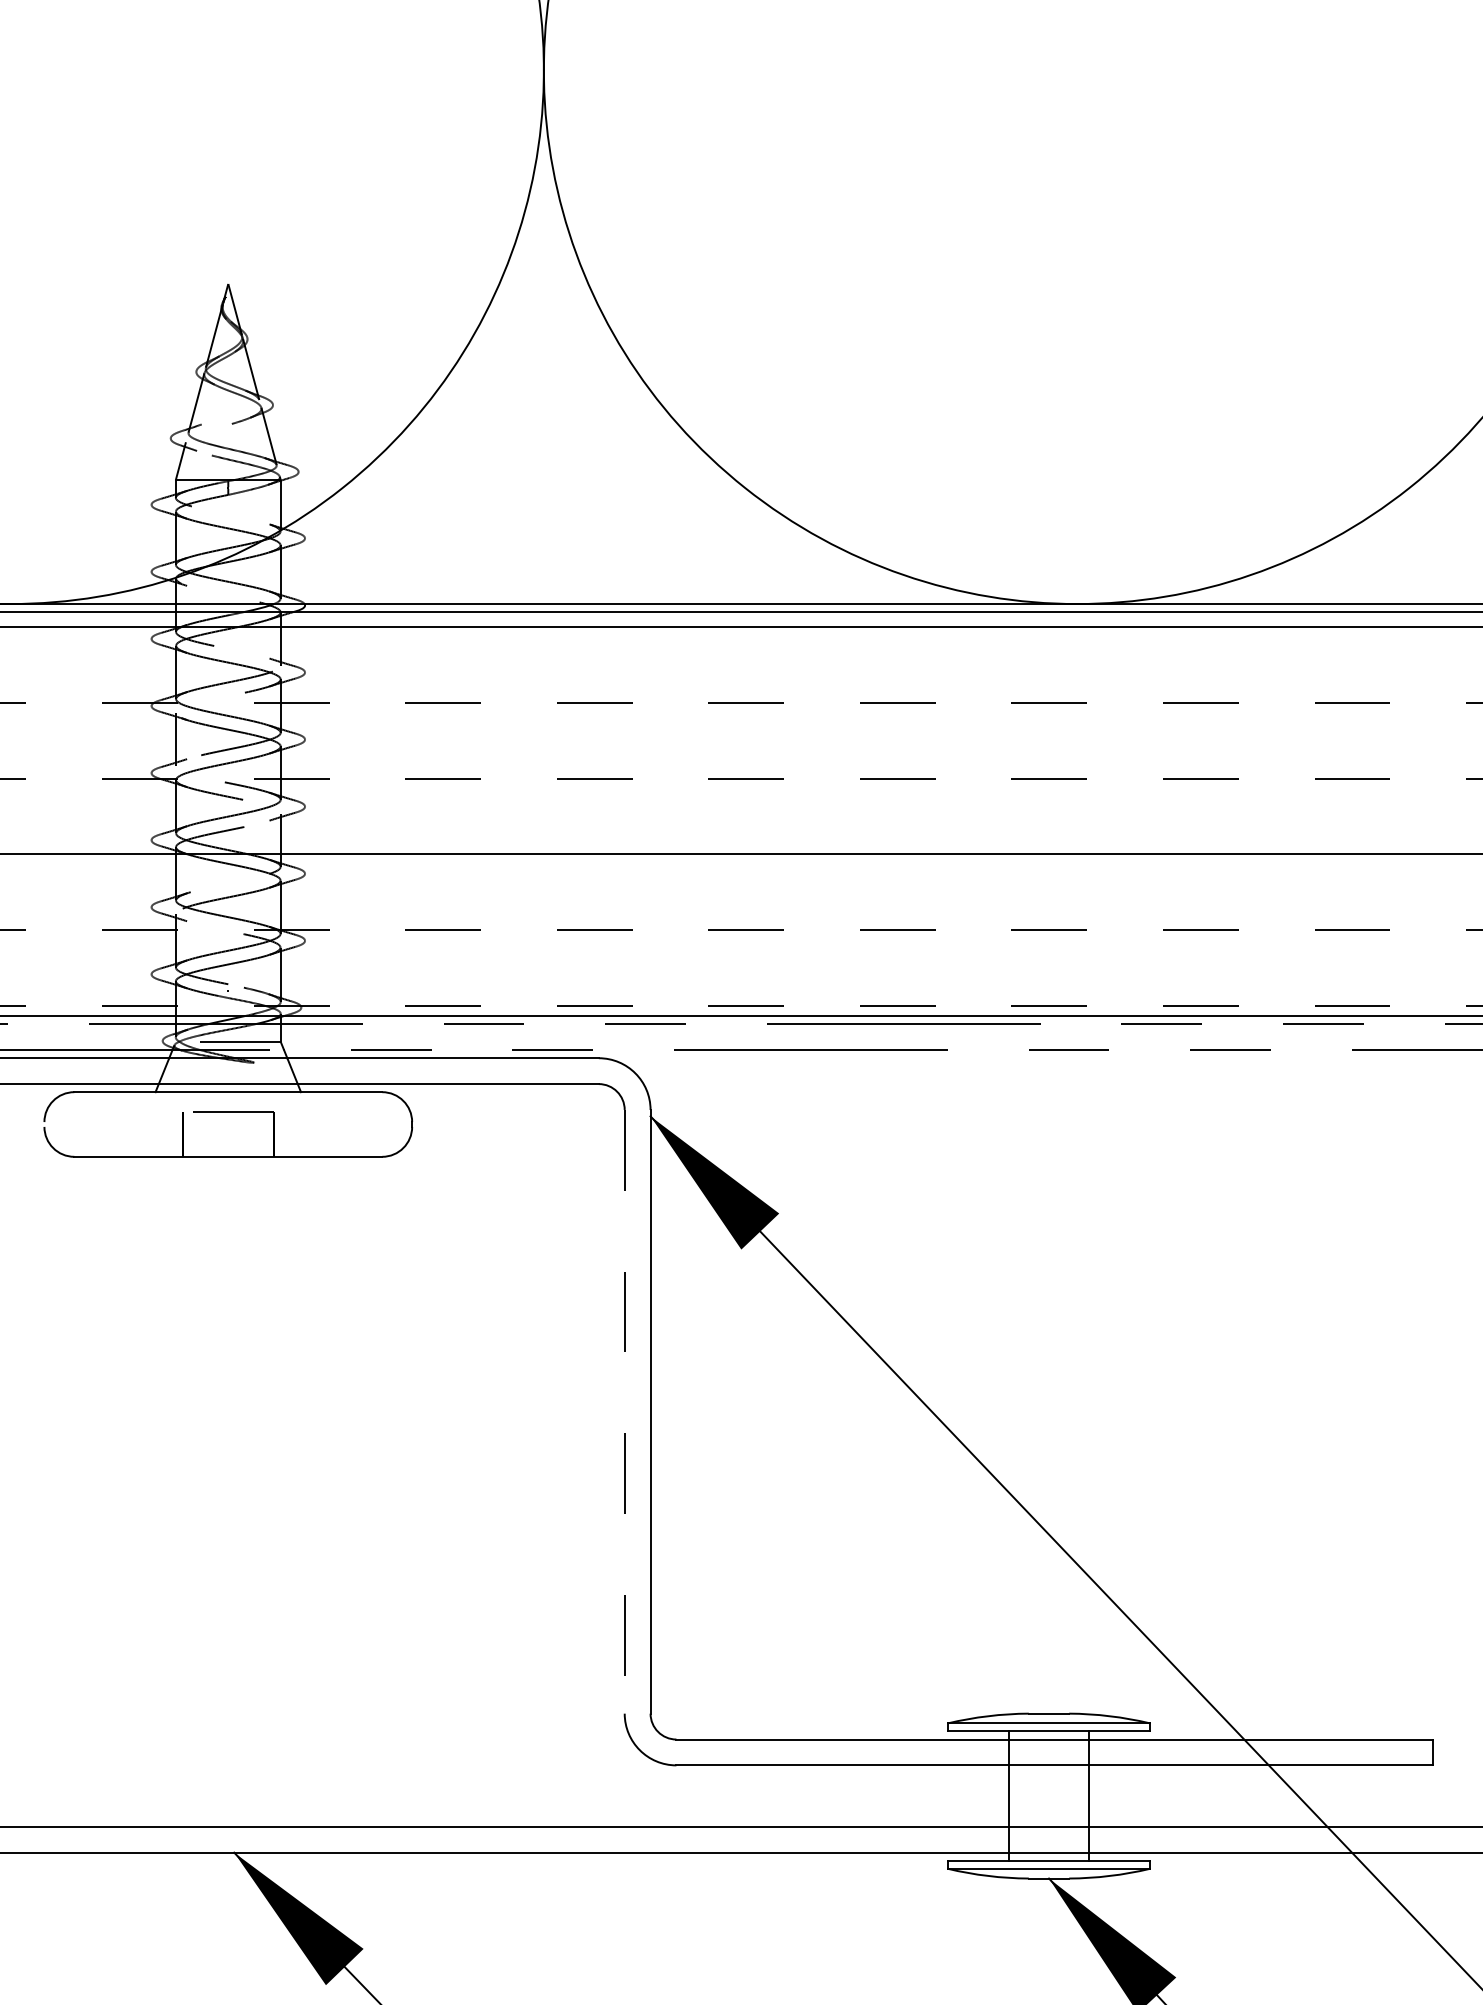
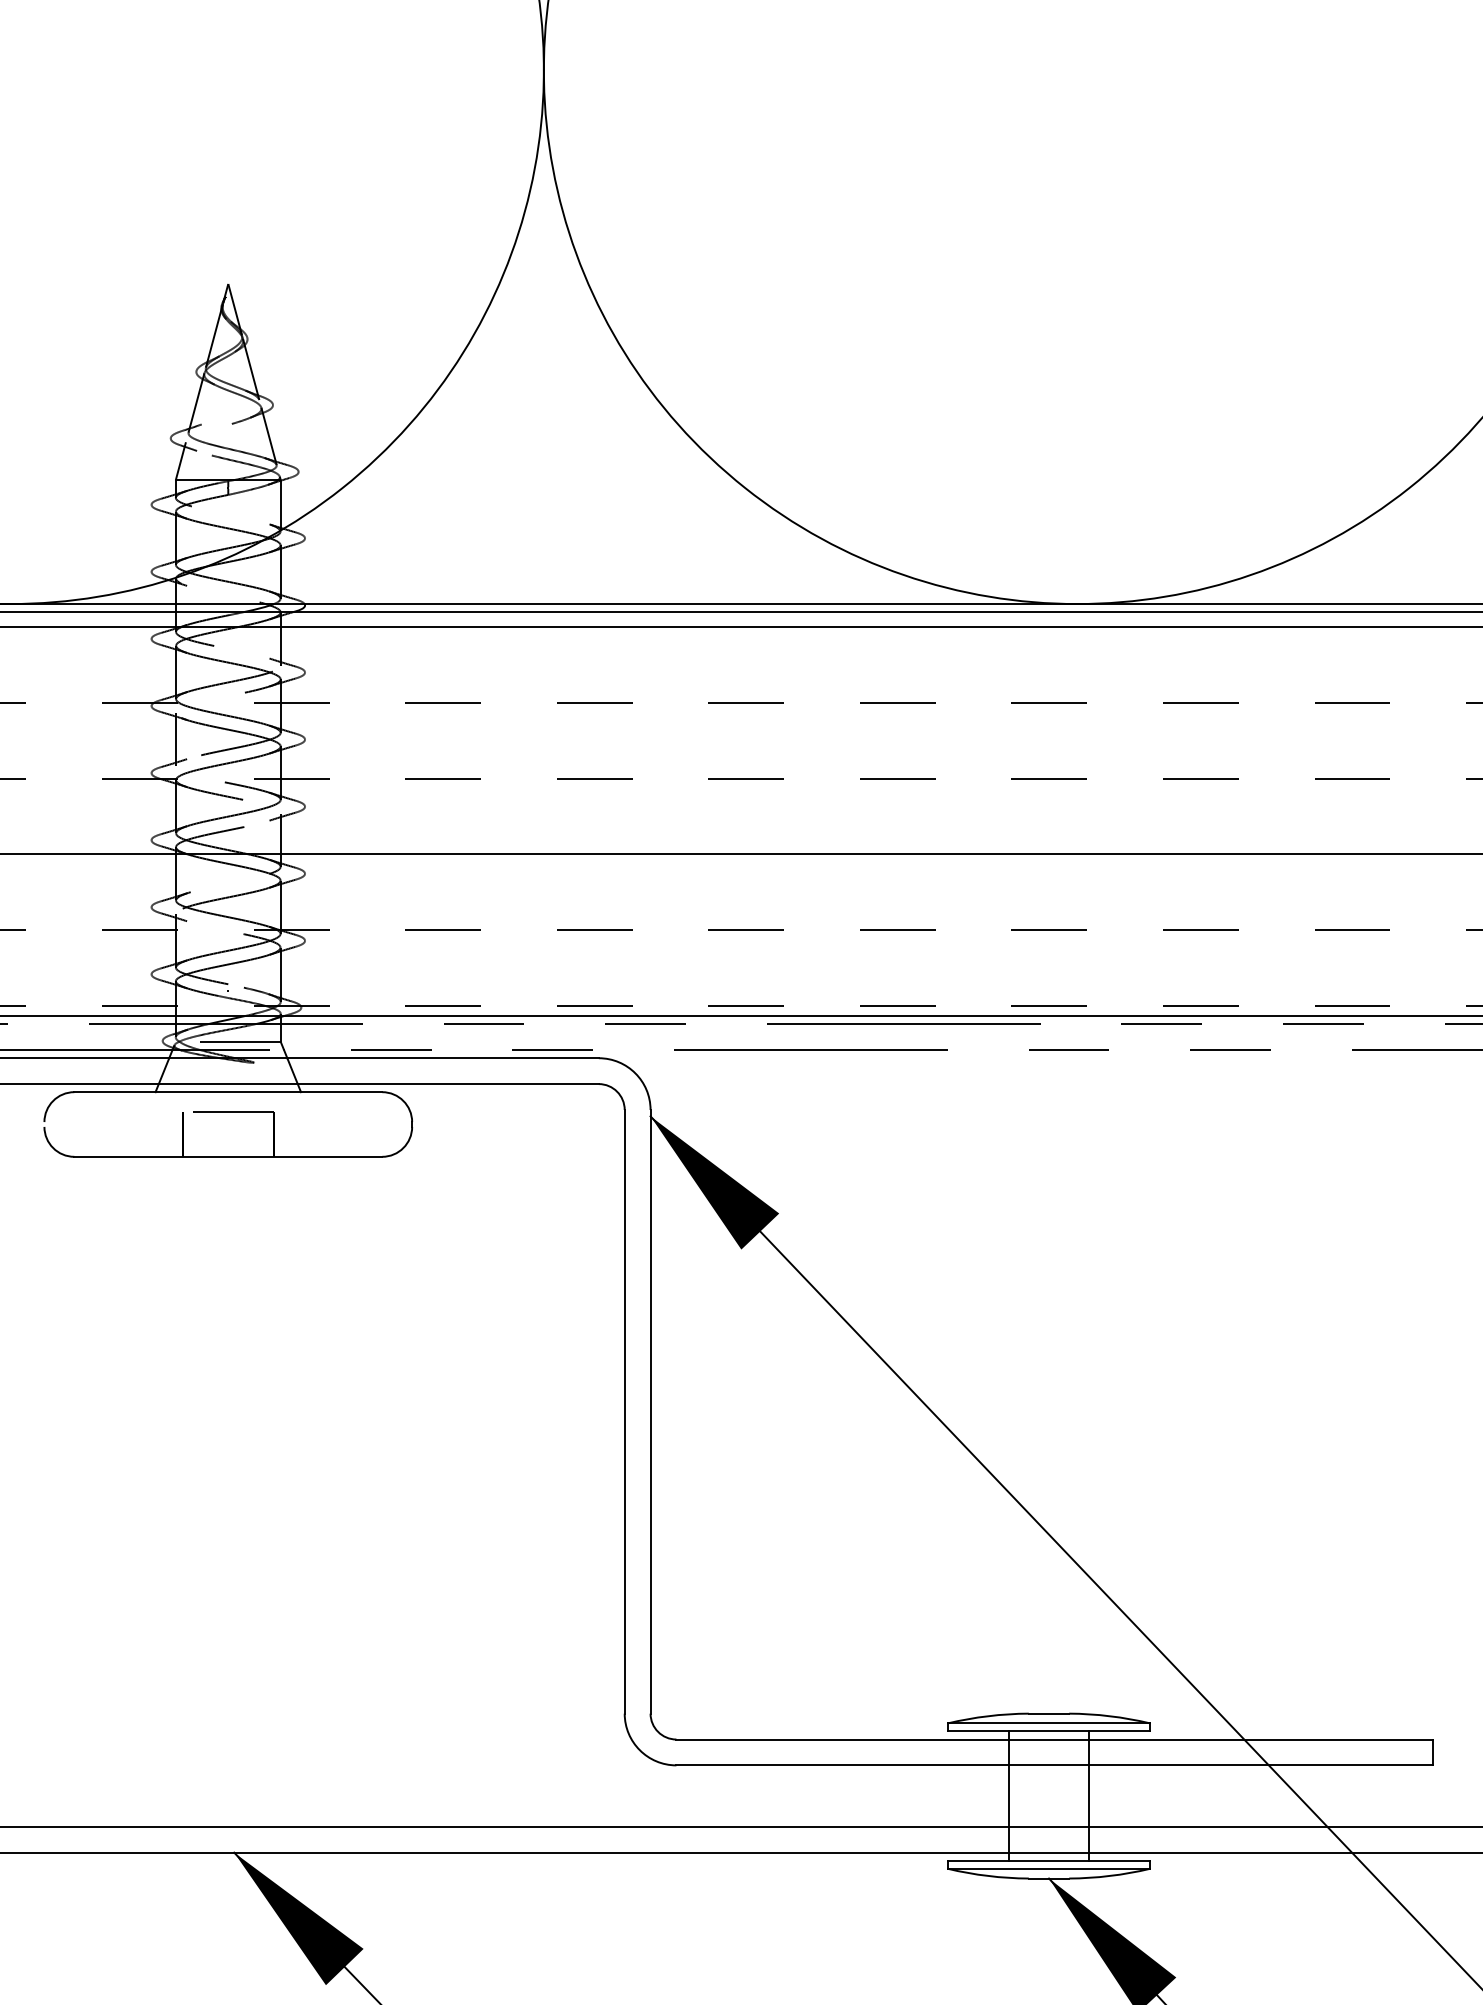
line: dashed -> solid (624, 1411)
